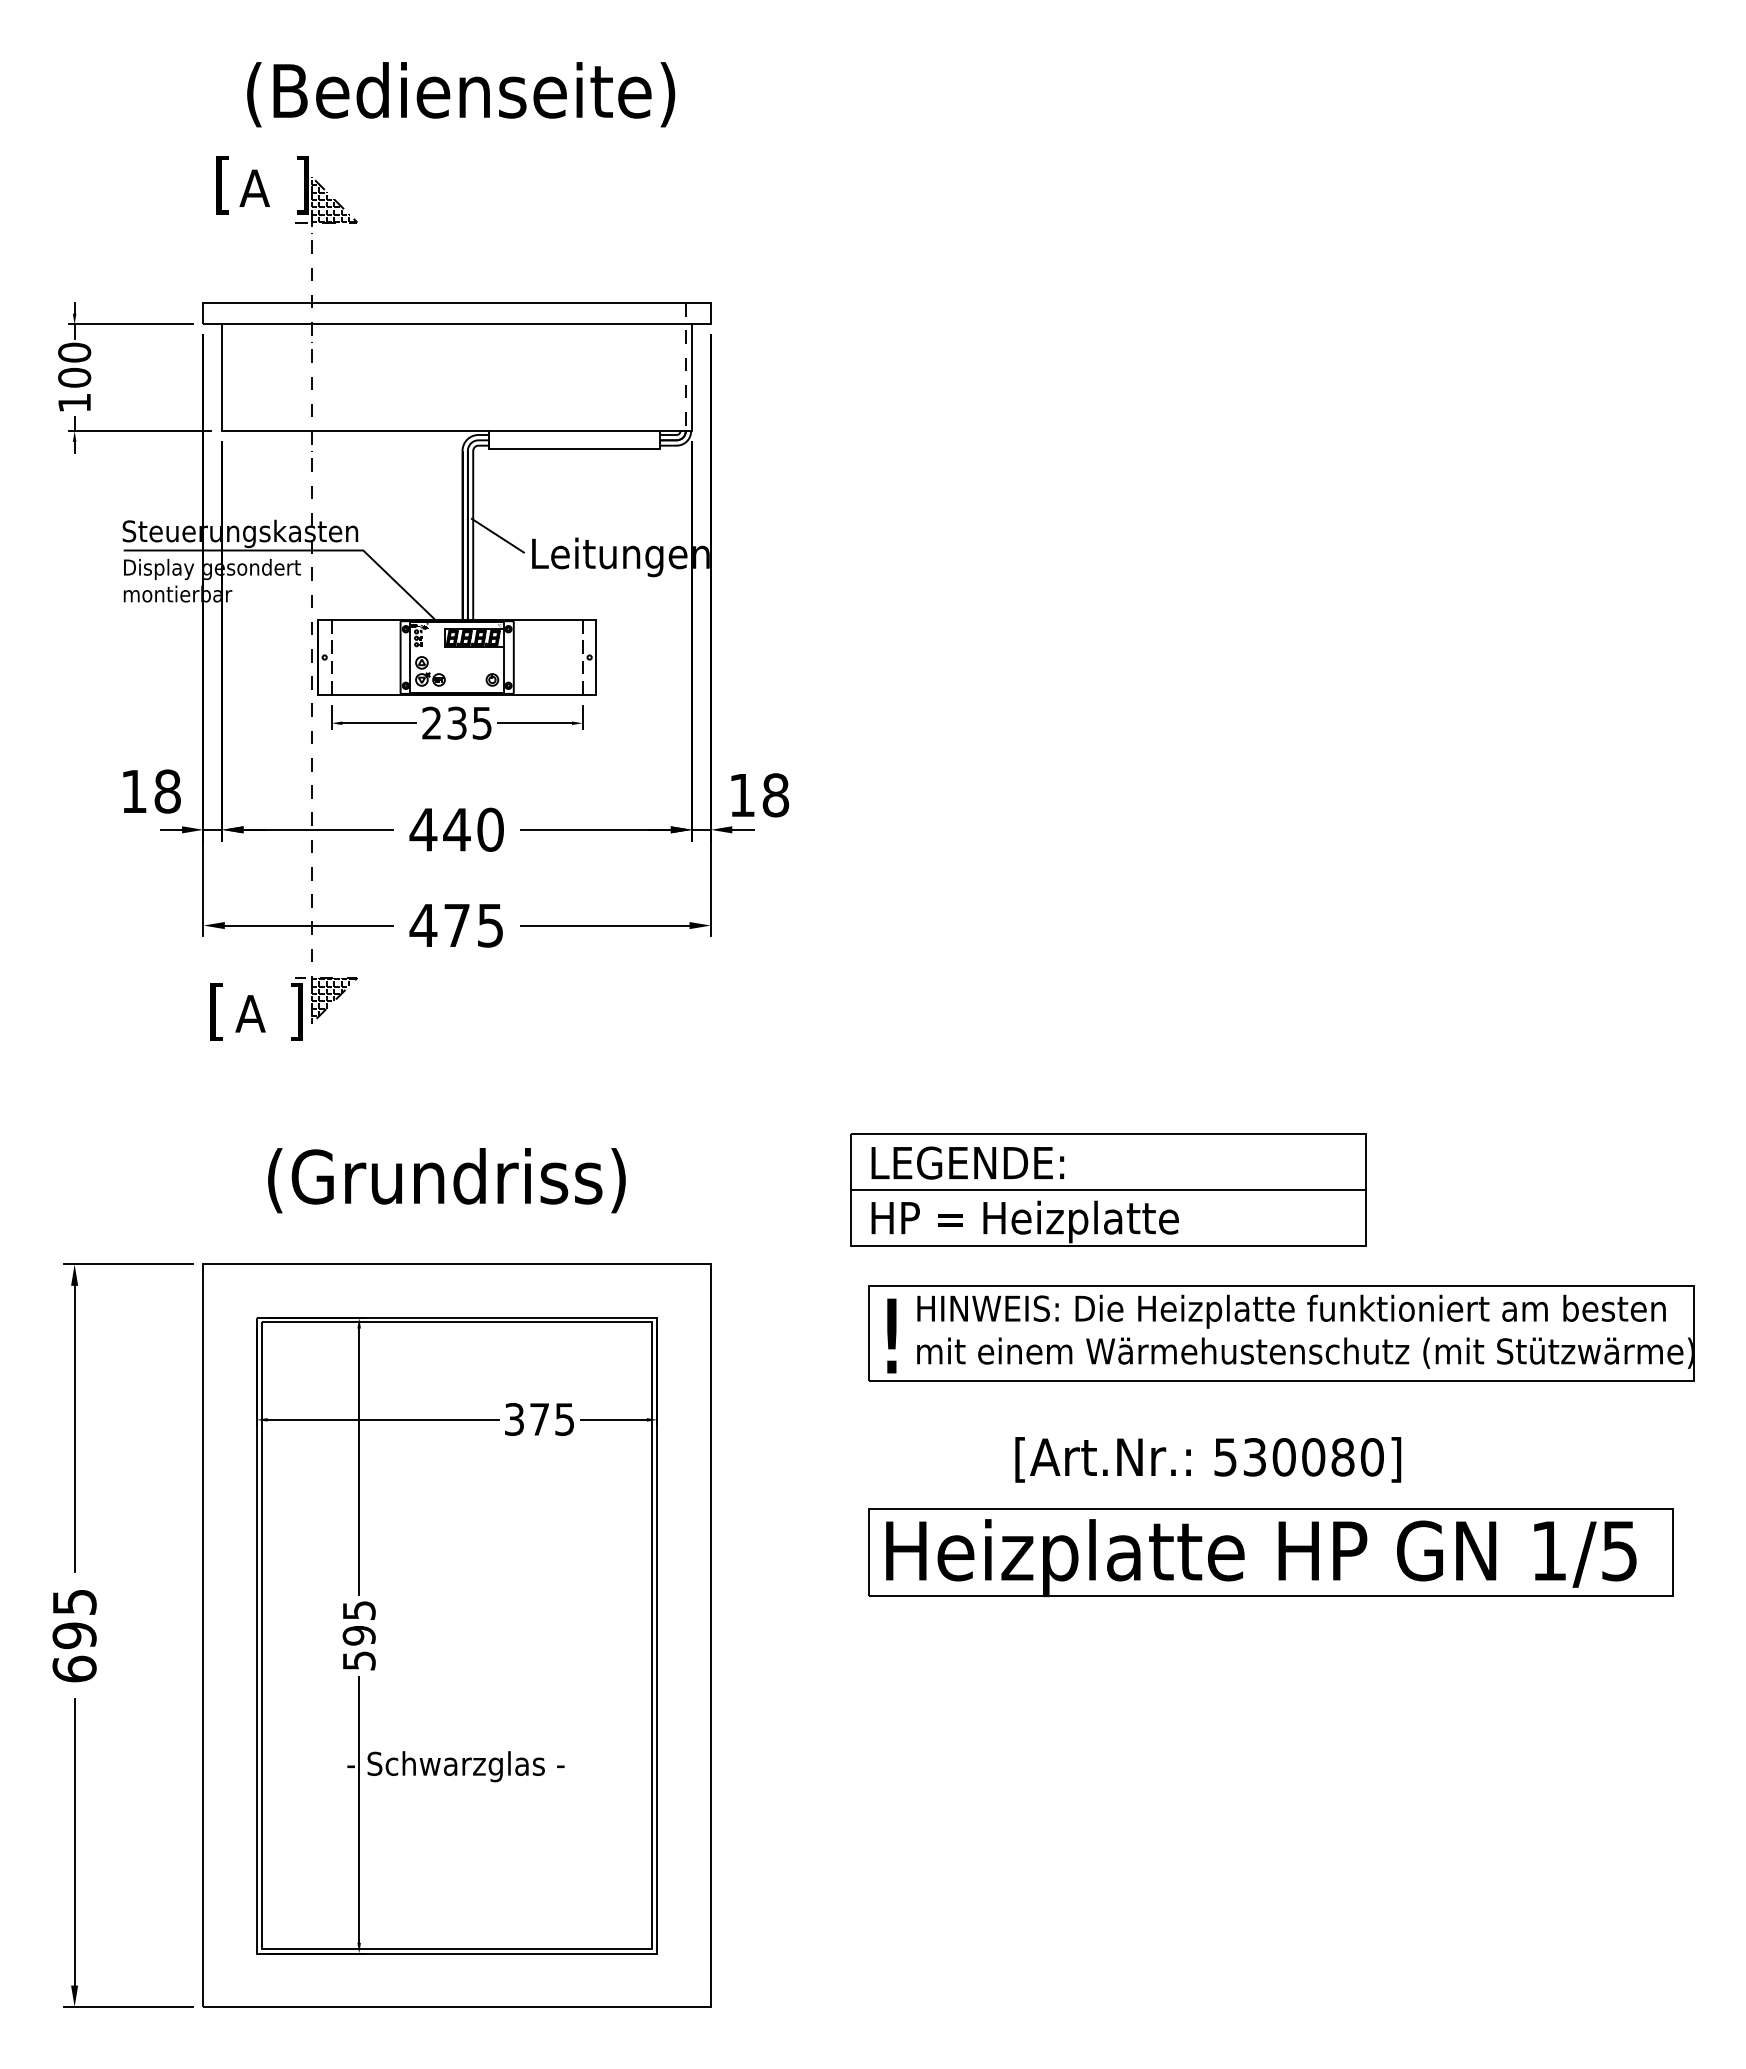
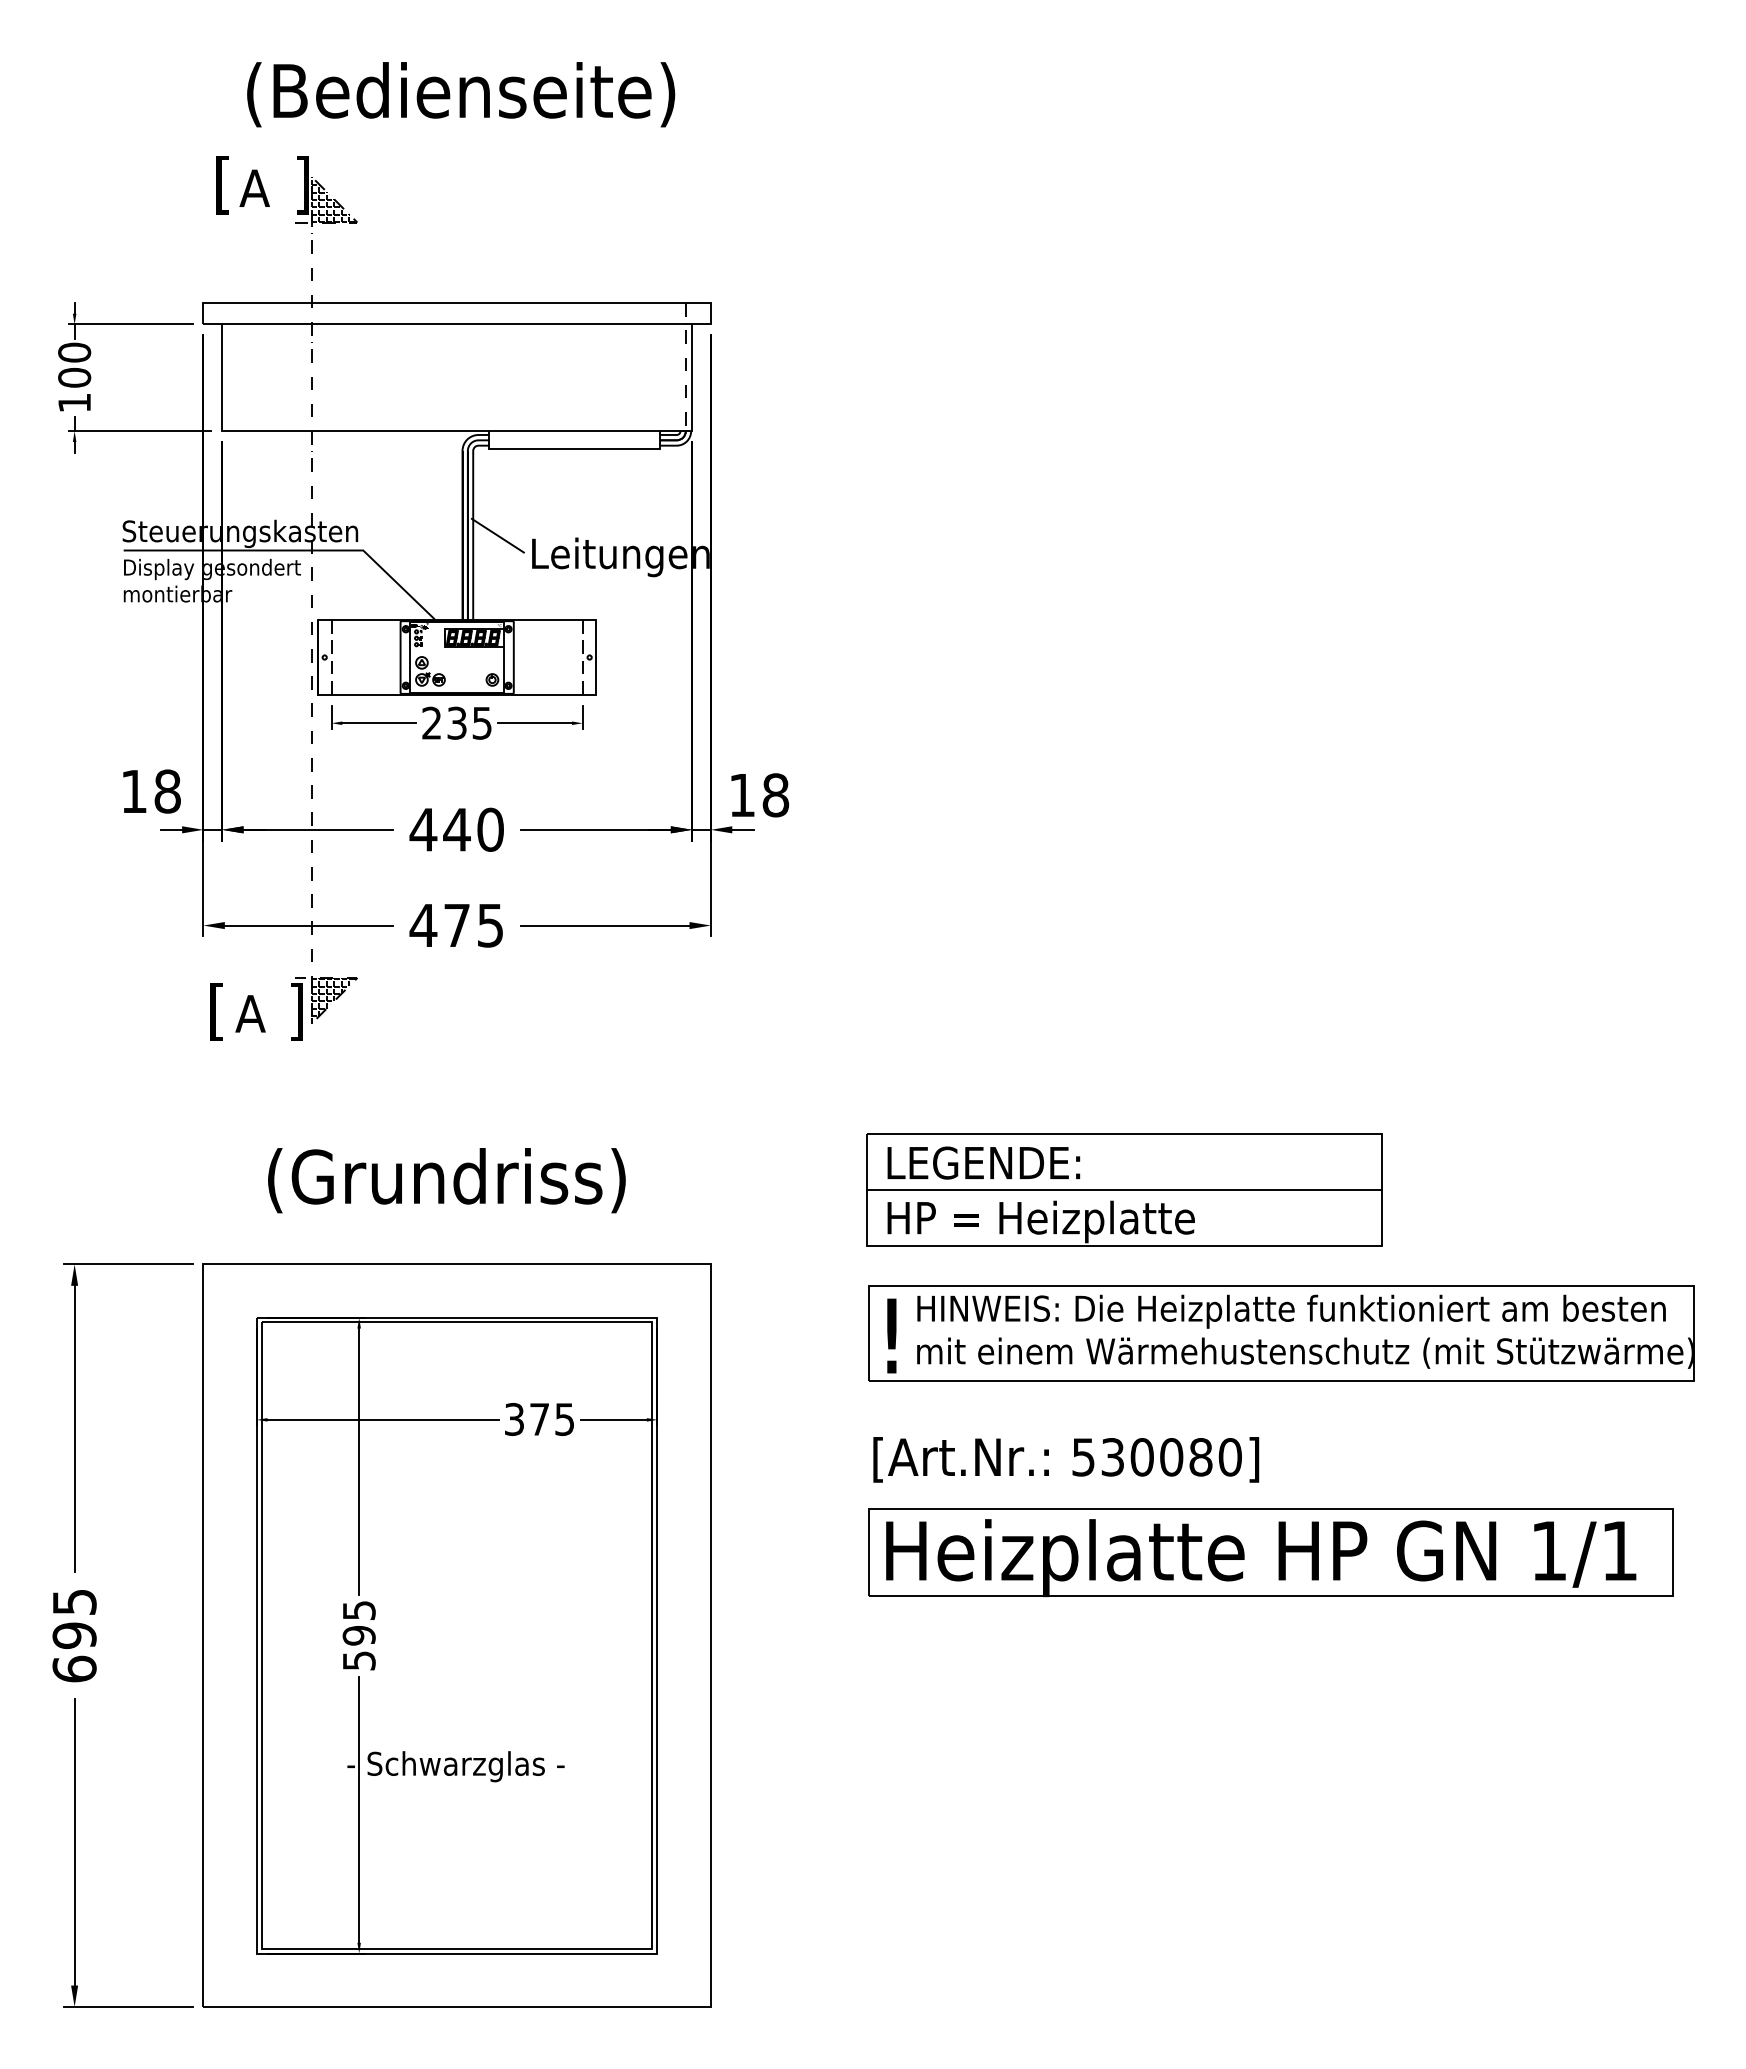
part position: (1108, 1189) -> (1124, 1189) (1124, 1189)
text position: (1208, 1459) -> (1066, 1459) (1066, 1459)
text: 1/5 -> 1/1 (1619, 1551)
